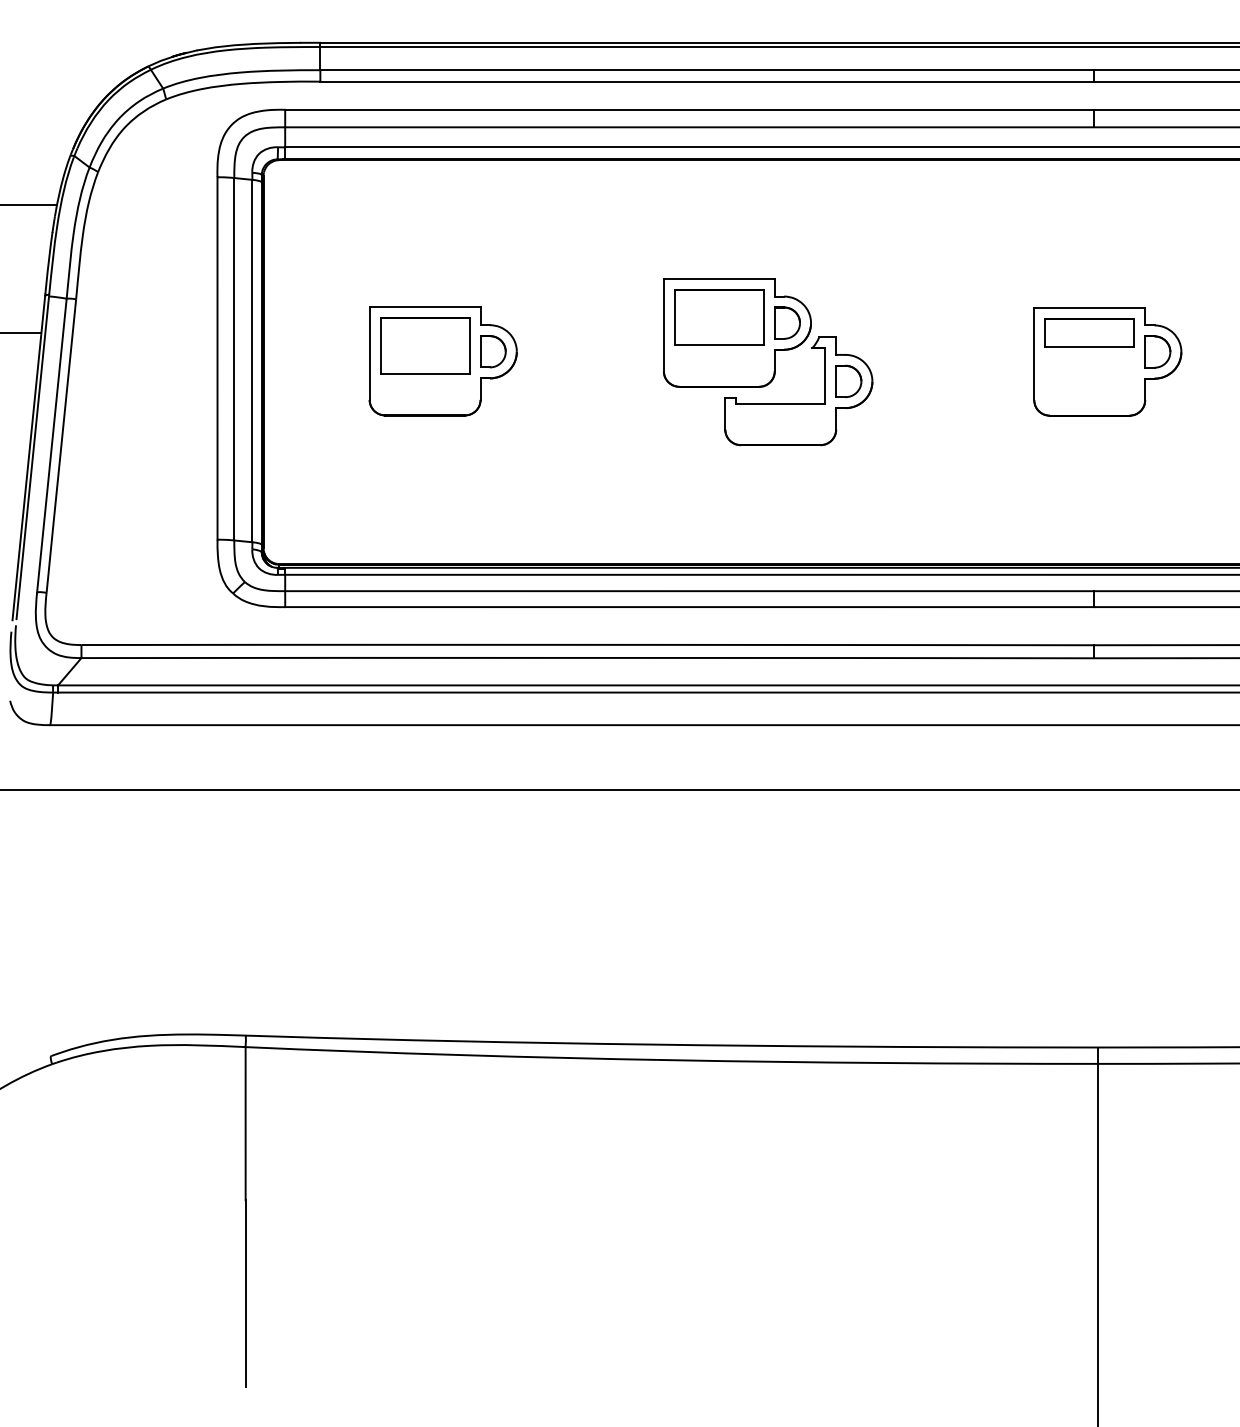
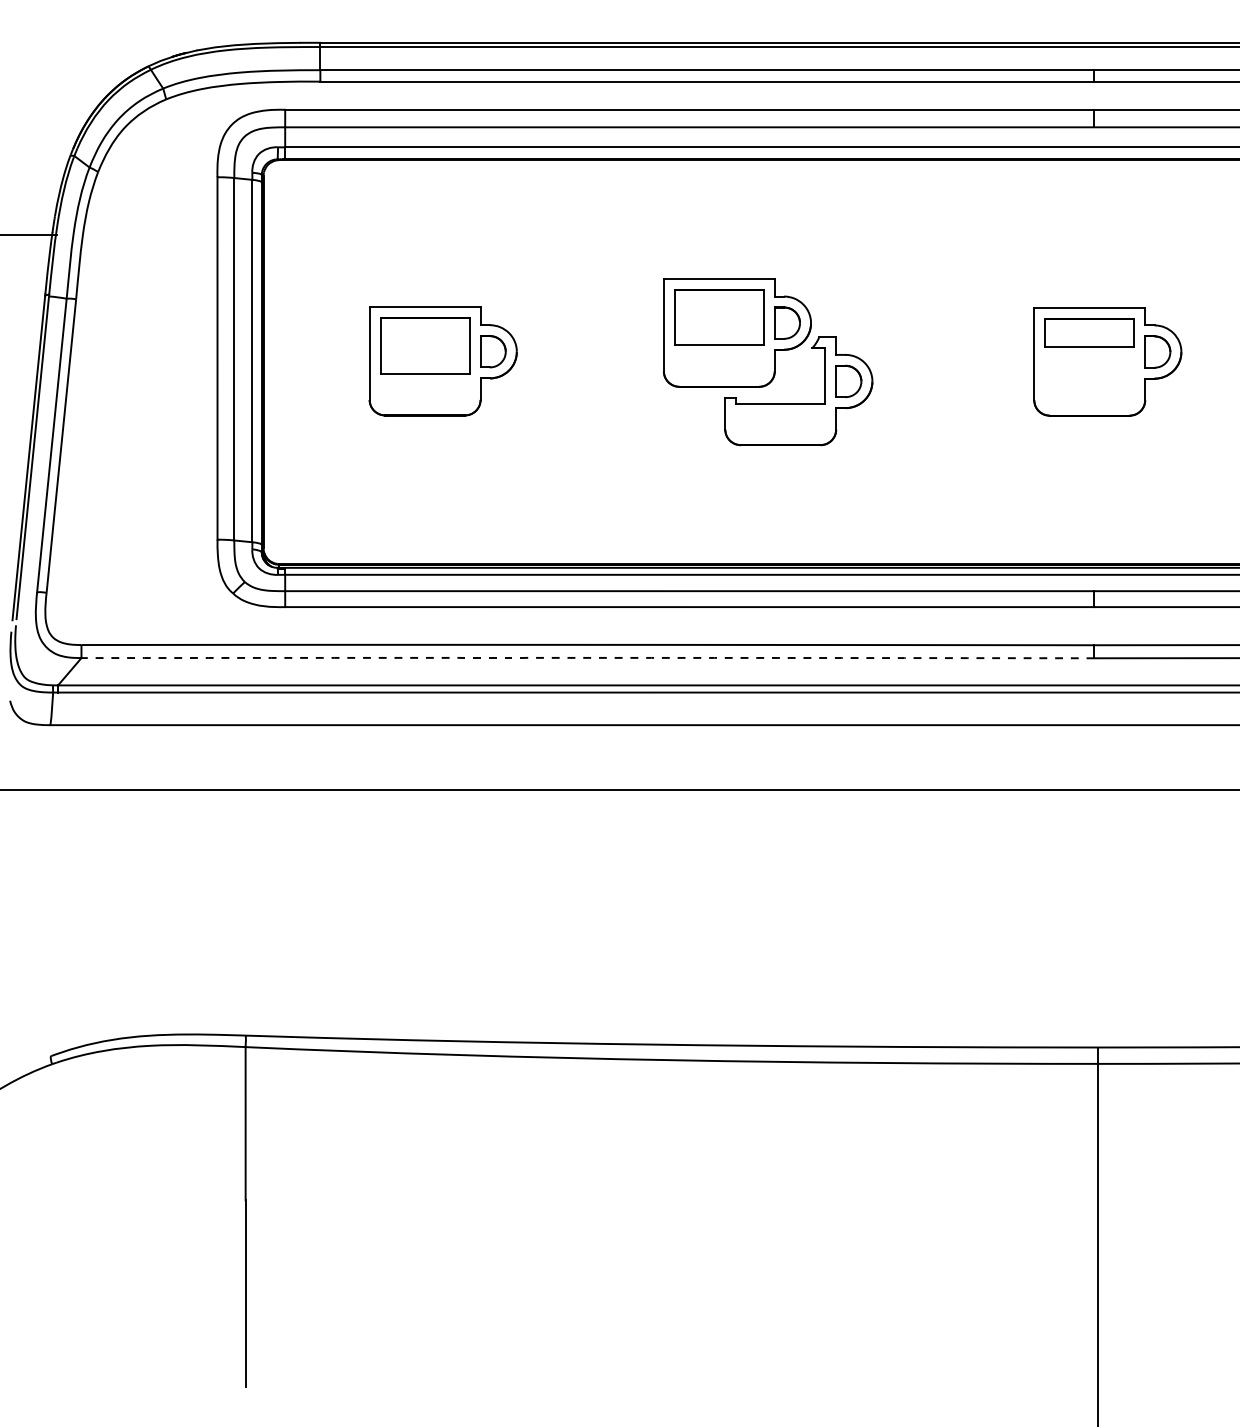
line position: (29, 204) -> (29, 234) (29, 234)
line: present -> none (21, 333)
arc: solid -> dashed (587, 657)
